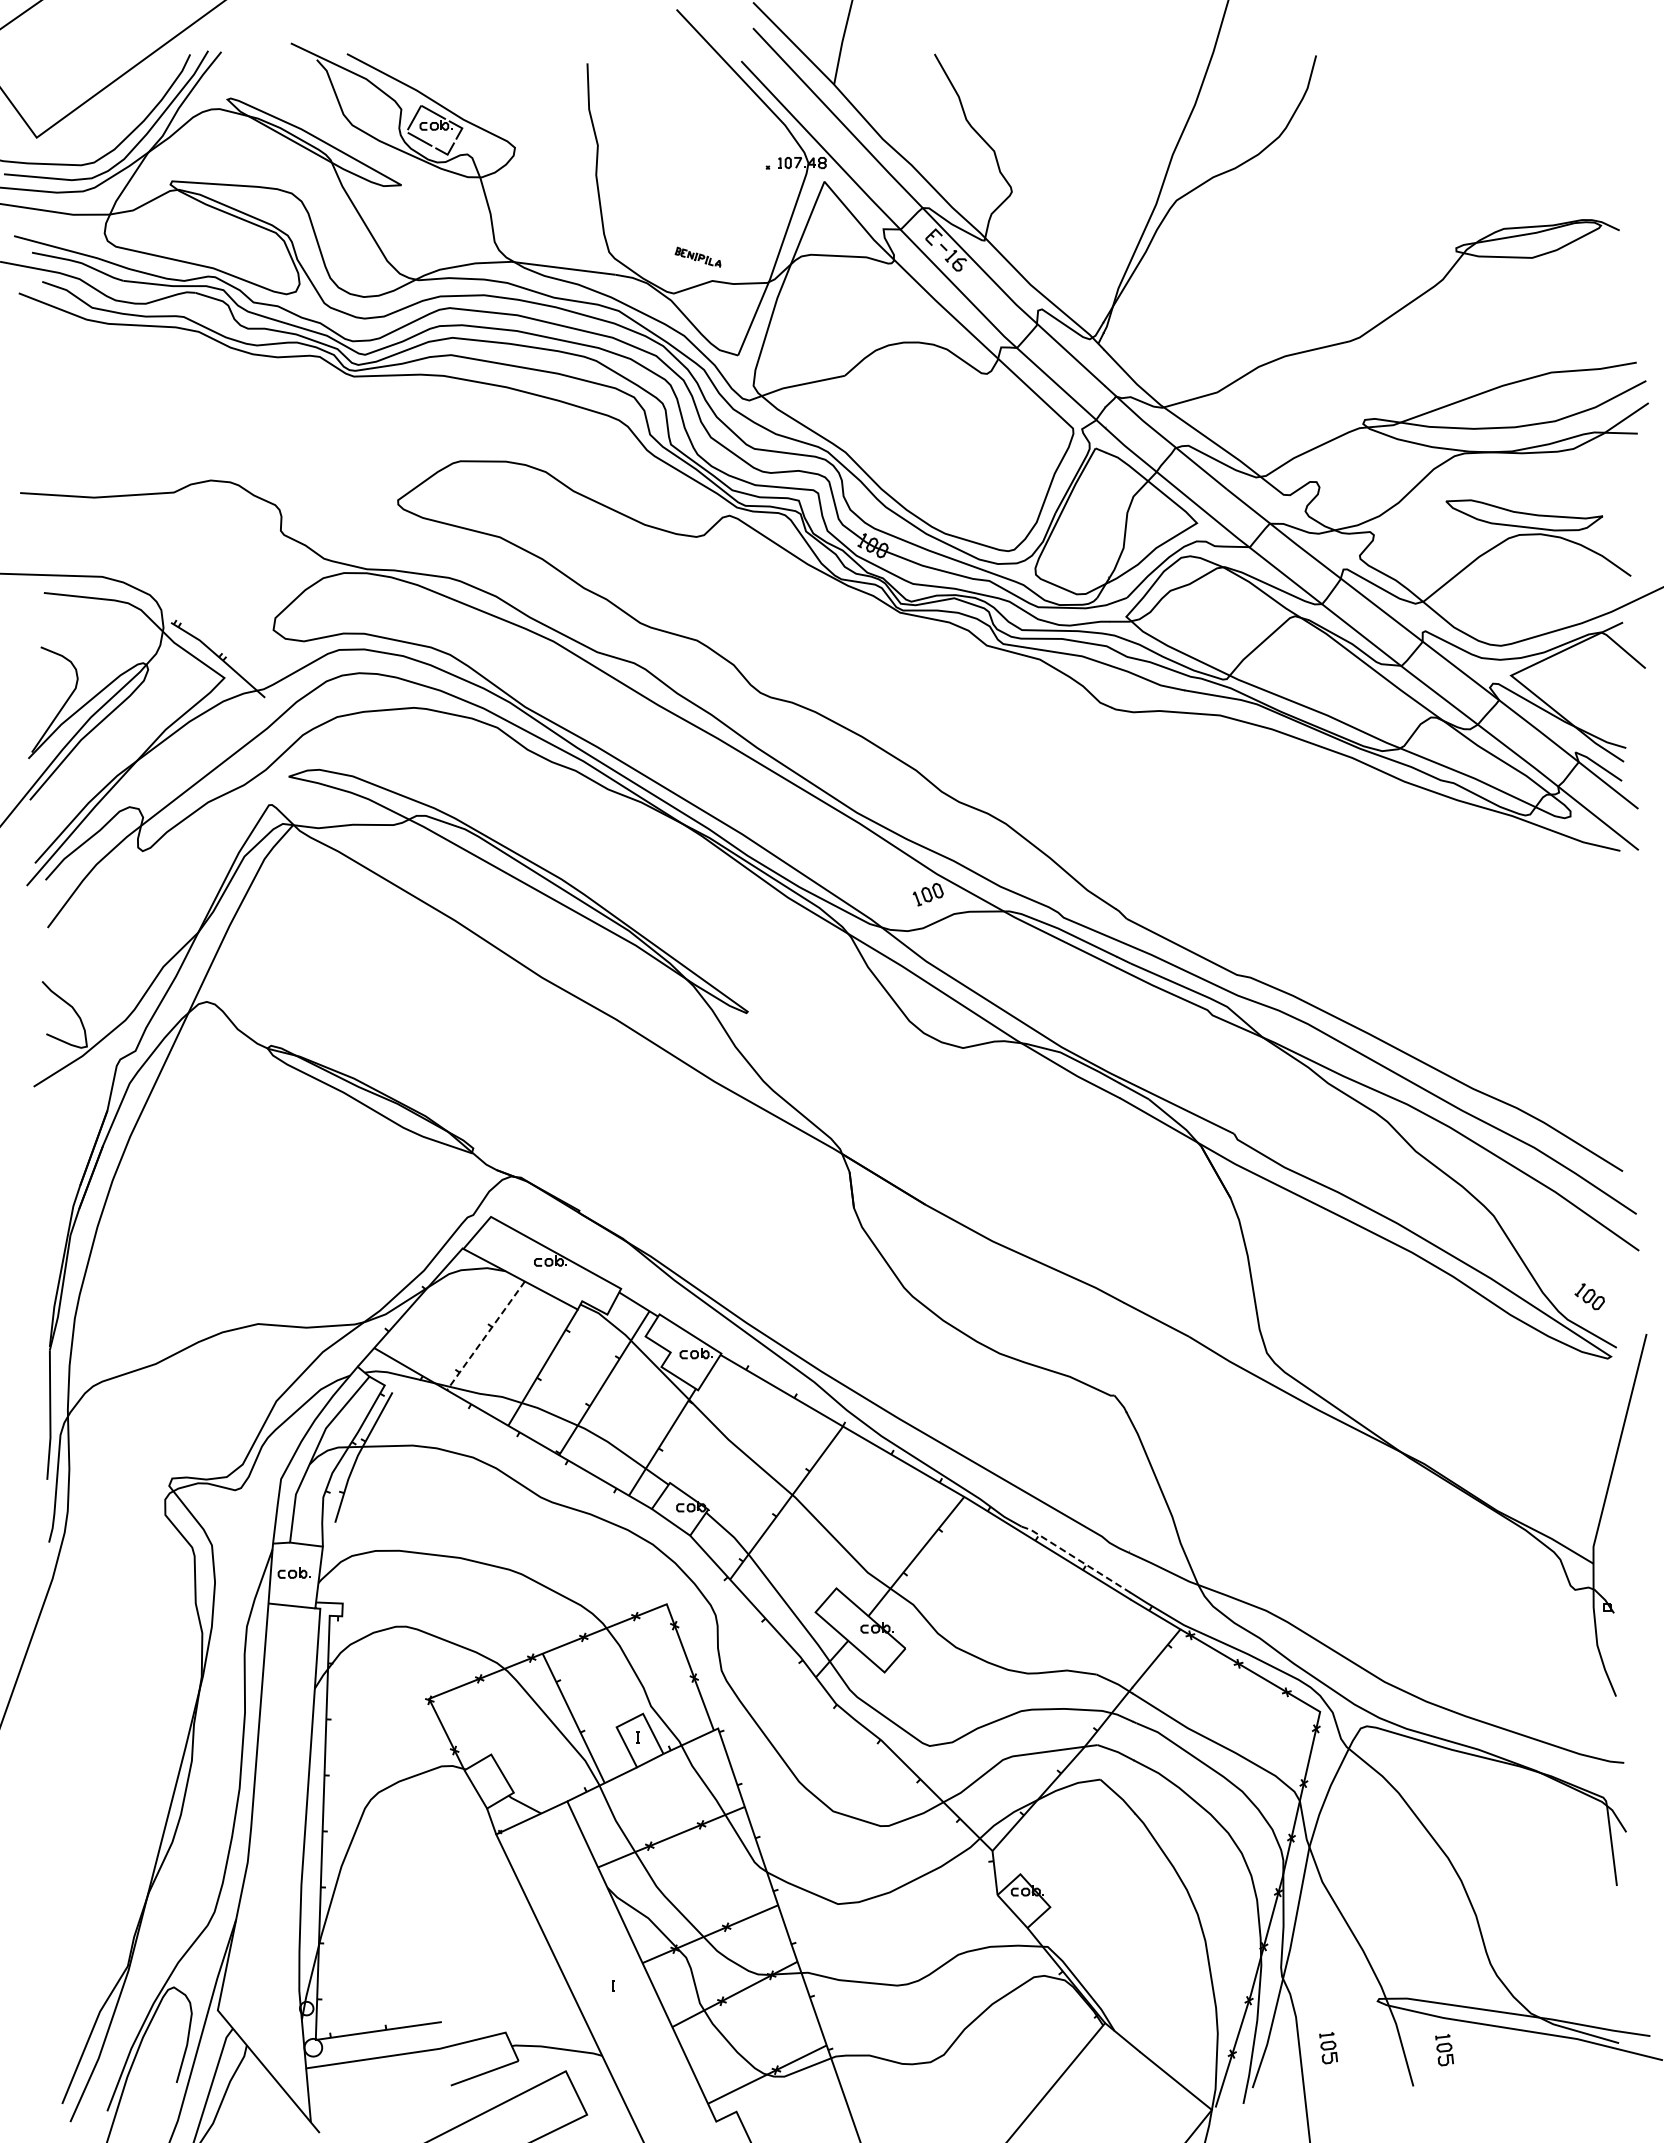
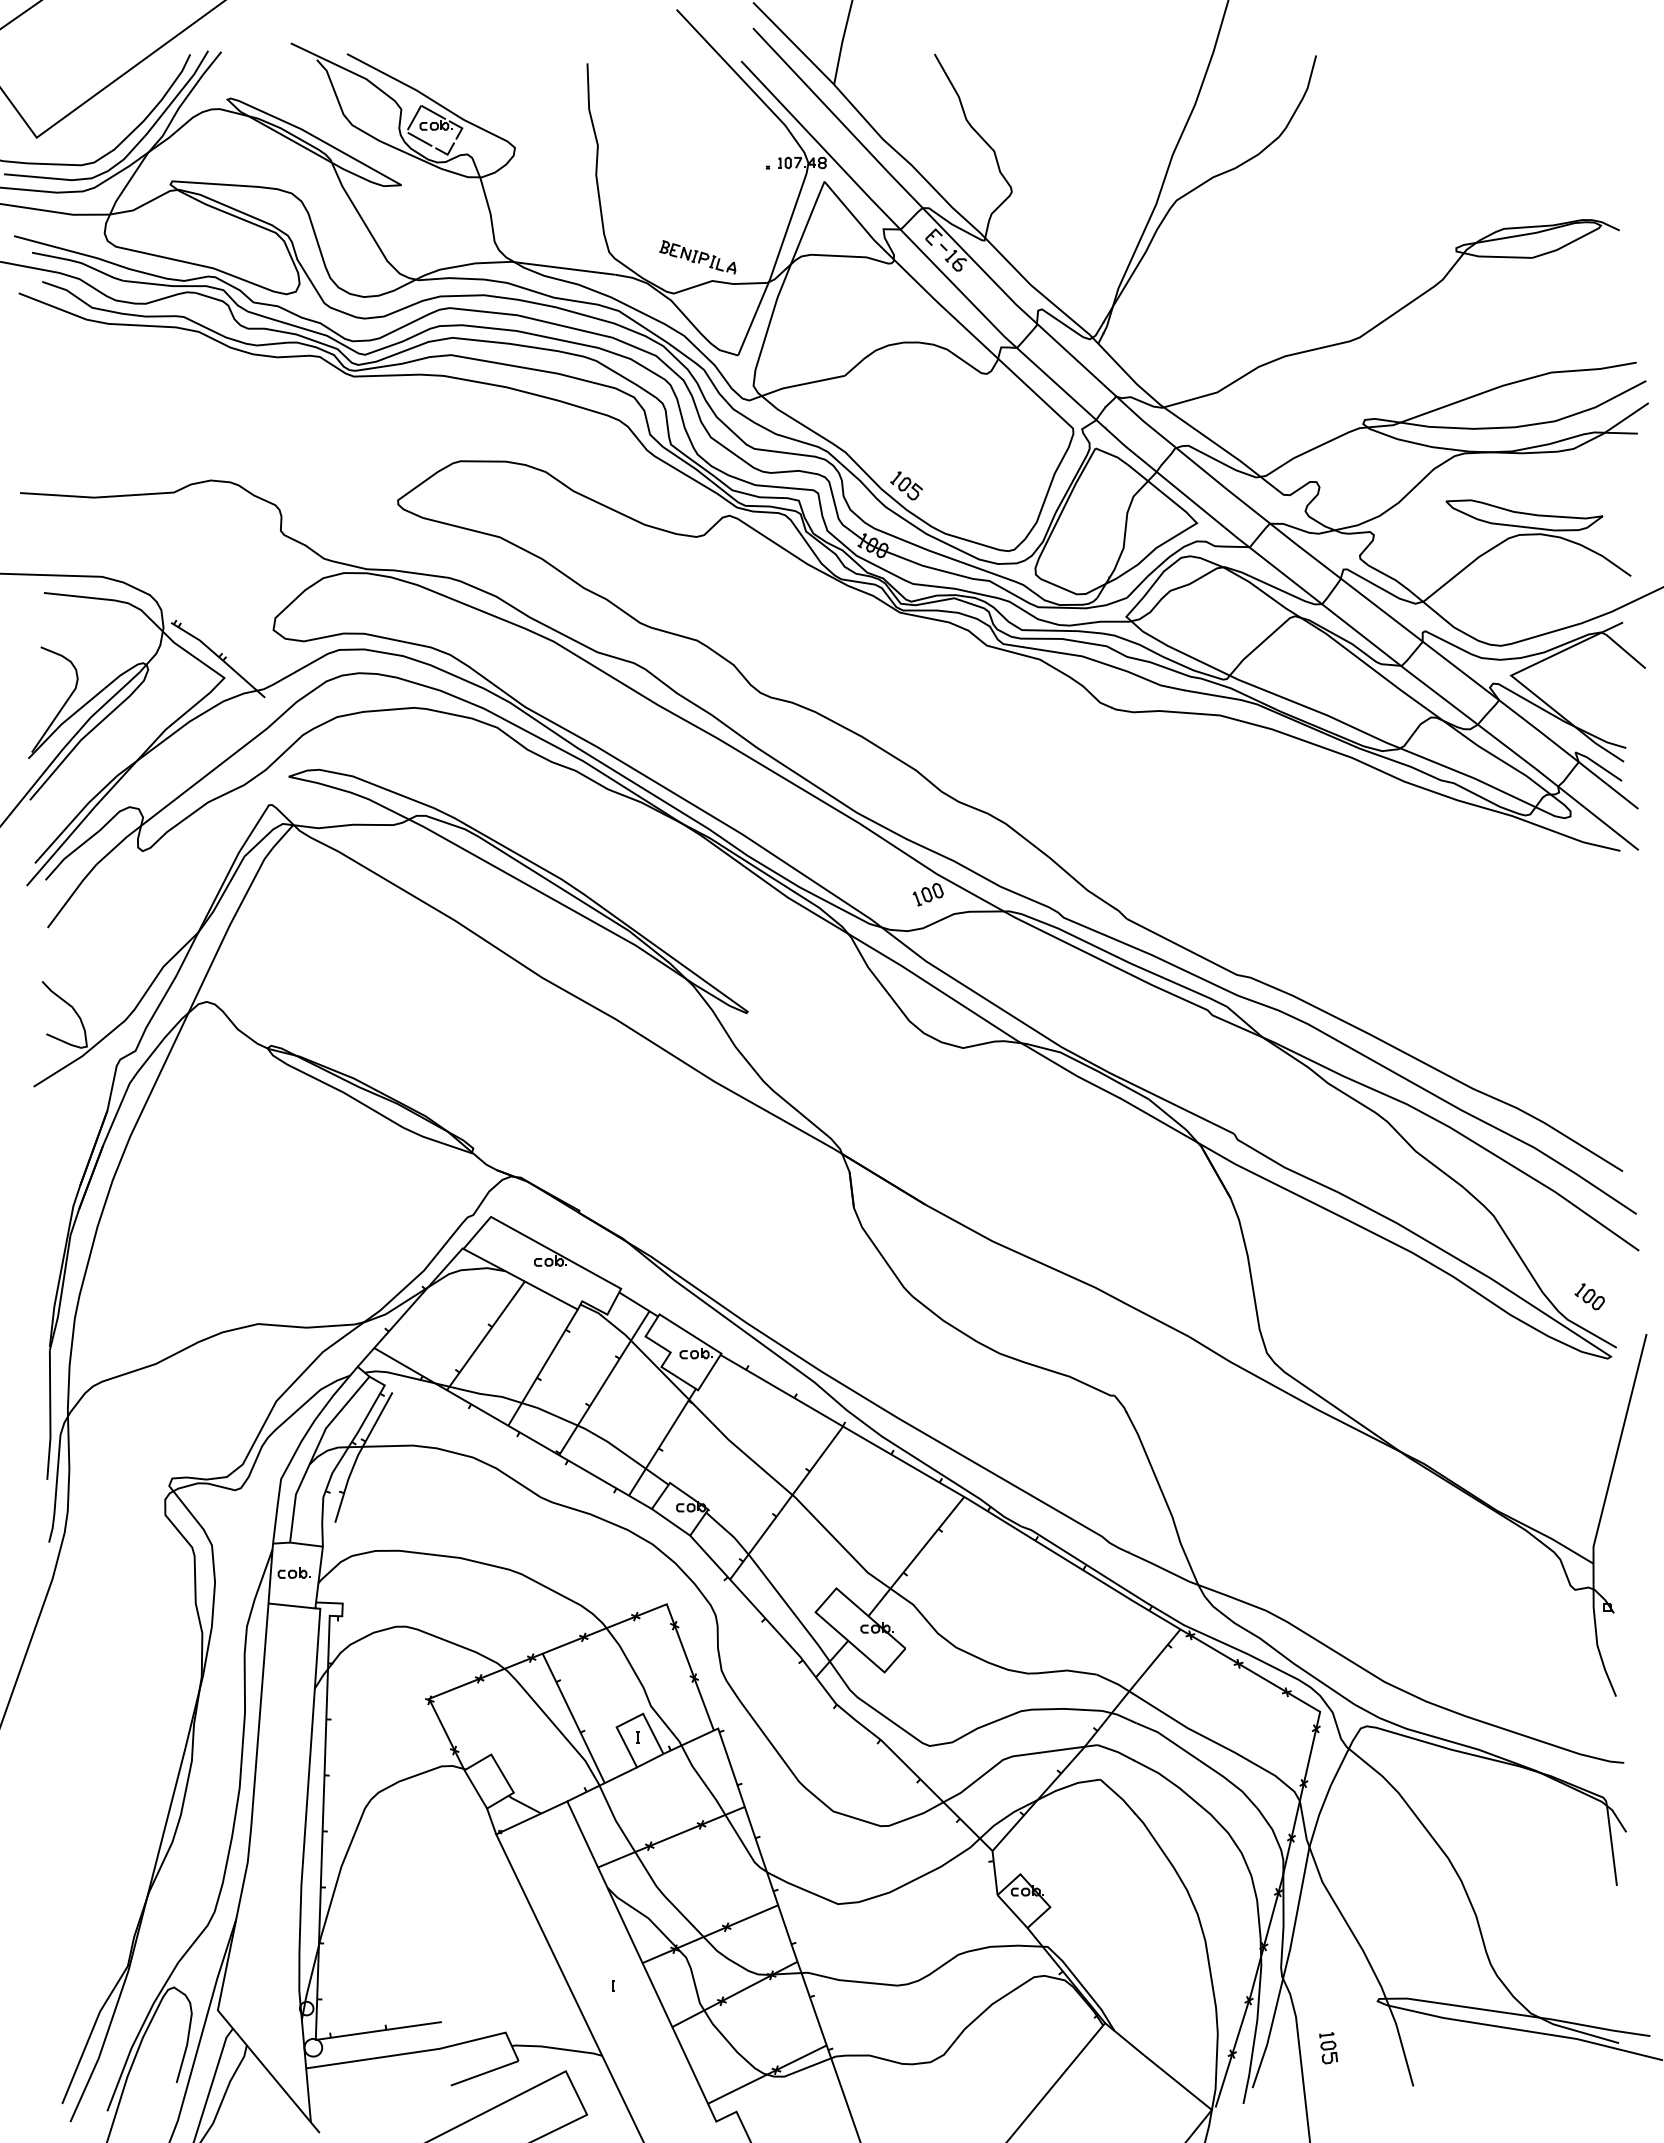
part size: 48x22 px -> 78x35 px (697, 257)
part: none -> present (906, 485)
line: dashed -> solid (486, 1335)
line: dashed -> solid (1075, 1558)
part: present -> none (1444, 2050)
